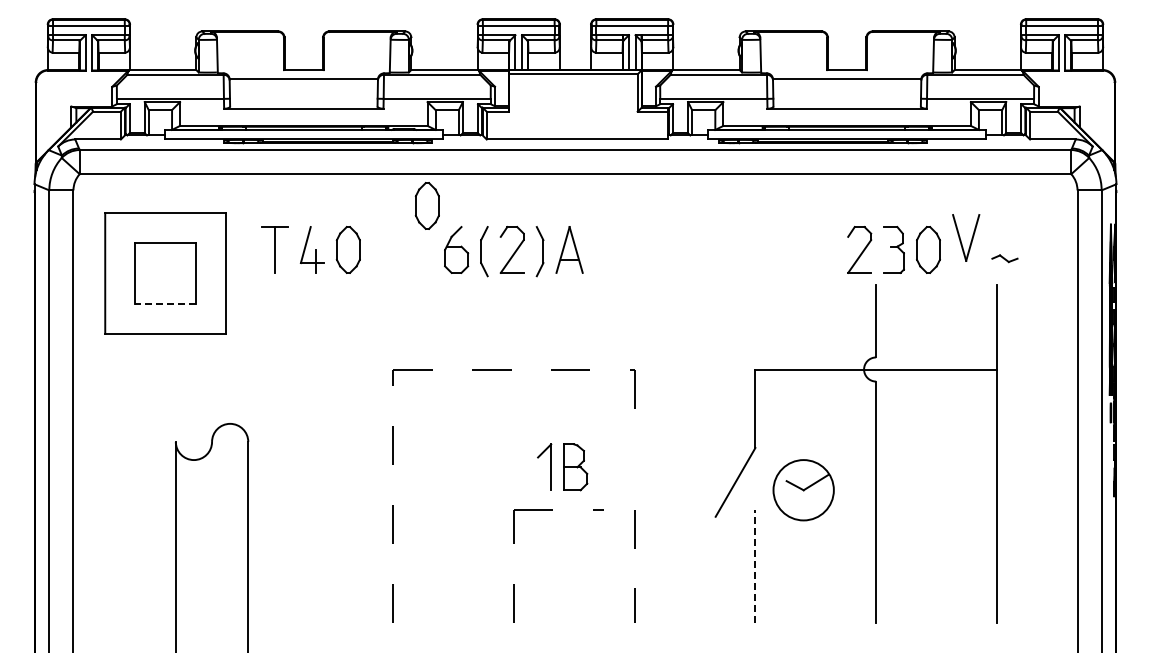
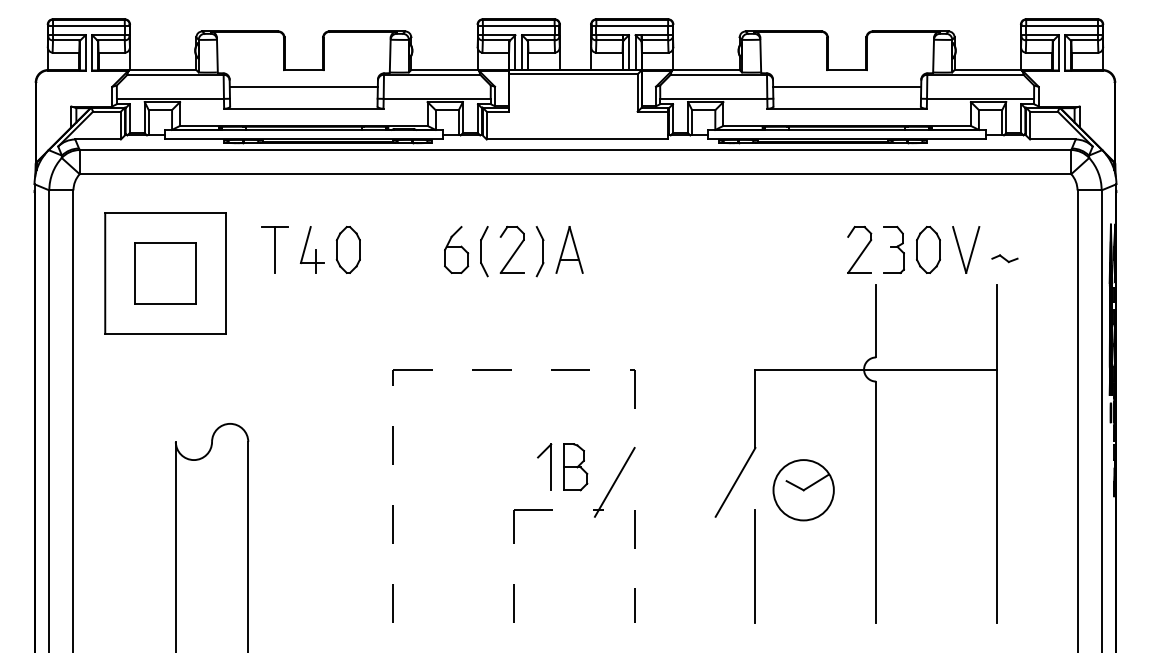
line position: (303, 78) -> (303, 86) (303, 86)
line position: (847, 78) -> (847, 86) (847, 86)
part: present -> none (426, 205)
part position: (966, 237) -> (966, 249) (966, 249)
line: dashed -> solid (165, 303)
line: none -> present (614, 482)
line: dashed -> solid (755, 566)
